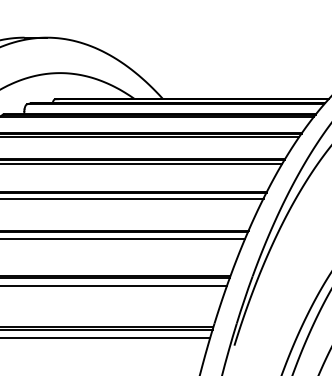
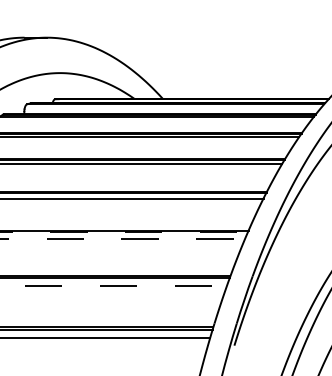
line: solid -> dashed (124, 232)
line: solid -> dashed (123, 239)
line: solid -> dashed (114, 286)
